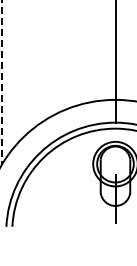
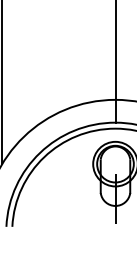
line: dashed -> solid (2, 82)
